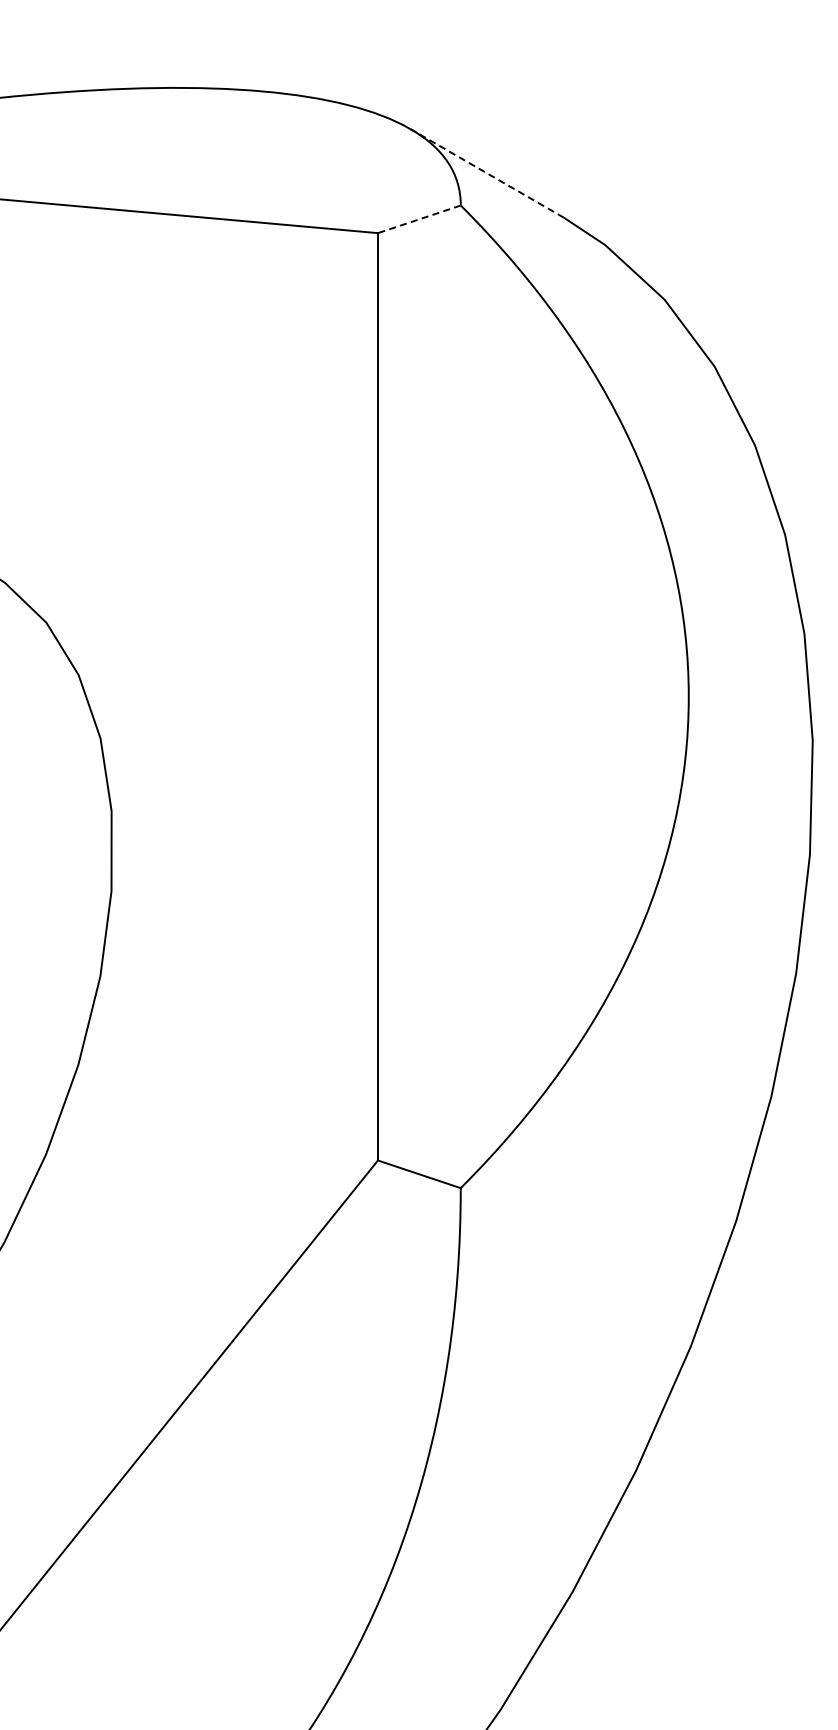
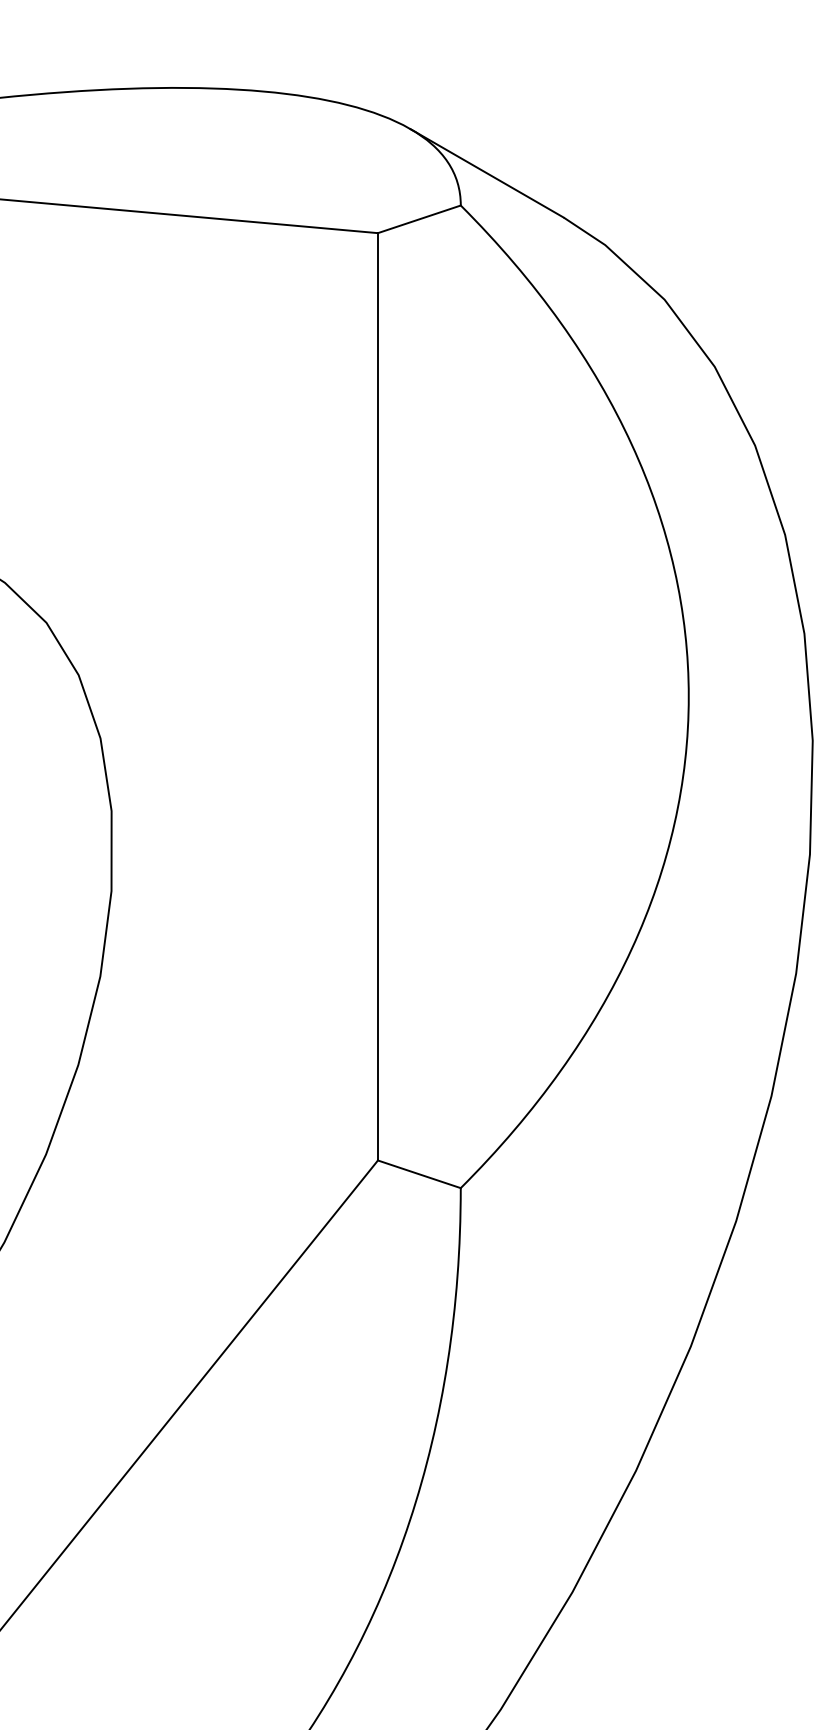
line: dashed -> solid (486, 173)
line: dashed -> solid (419, 219)
